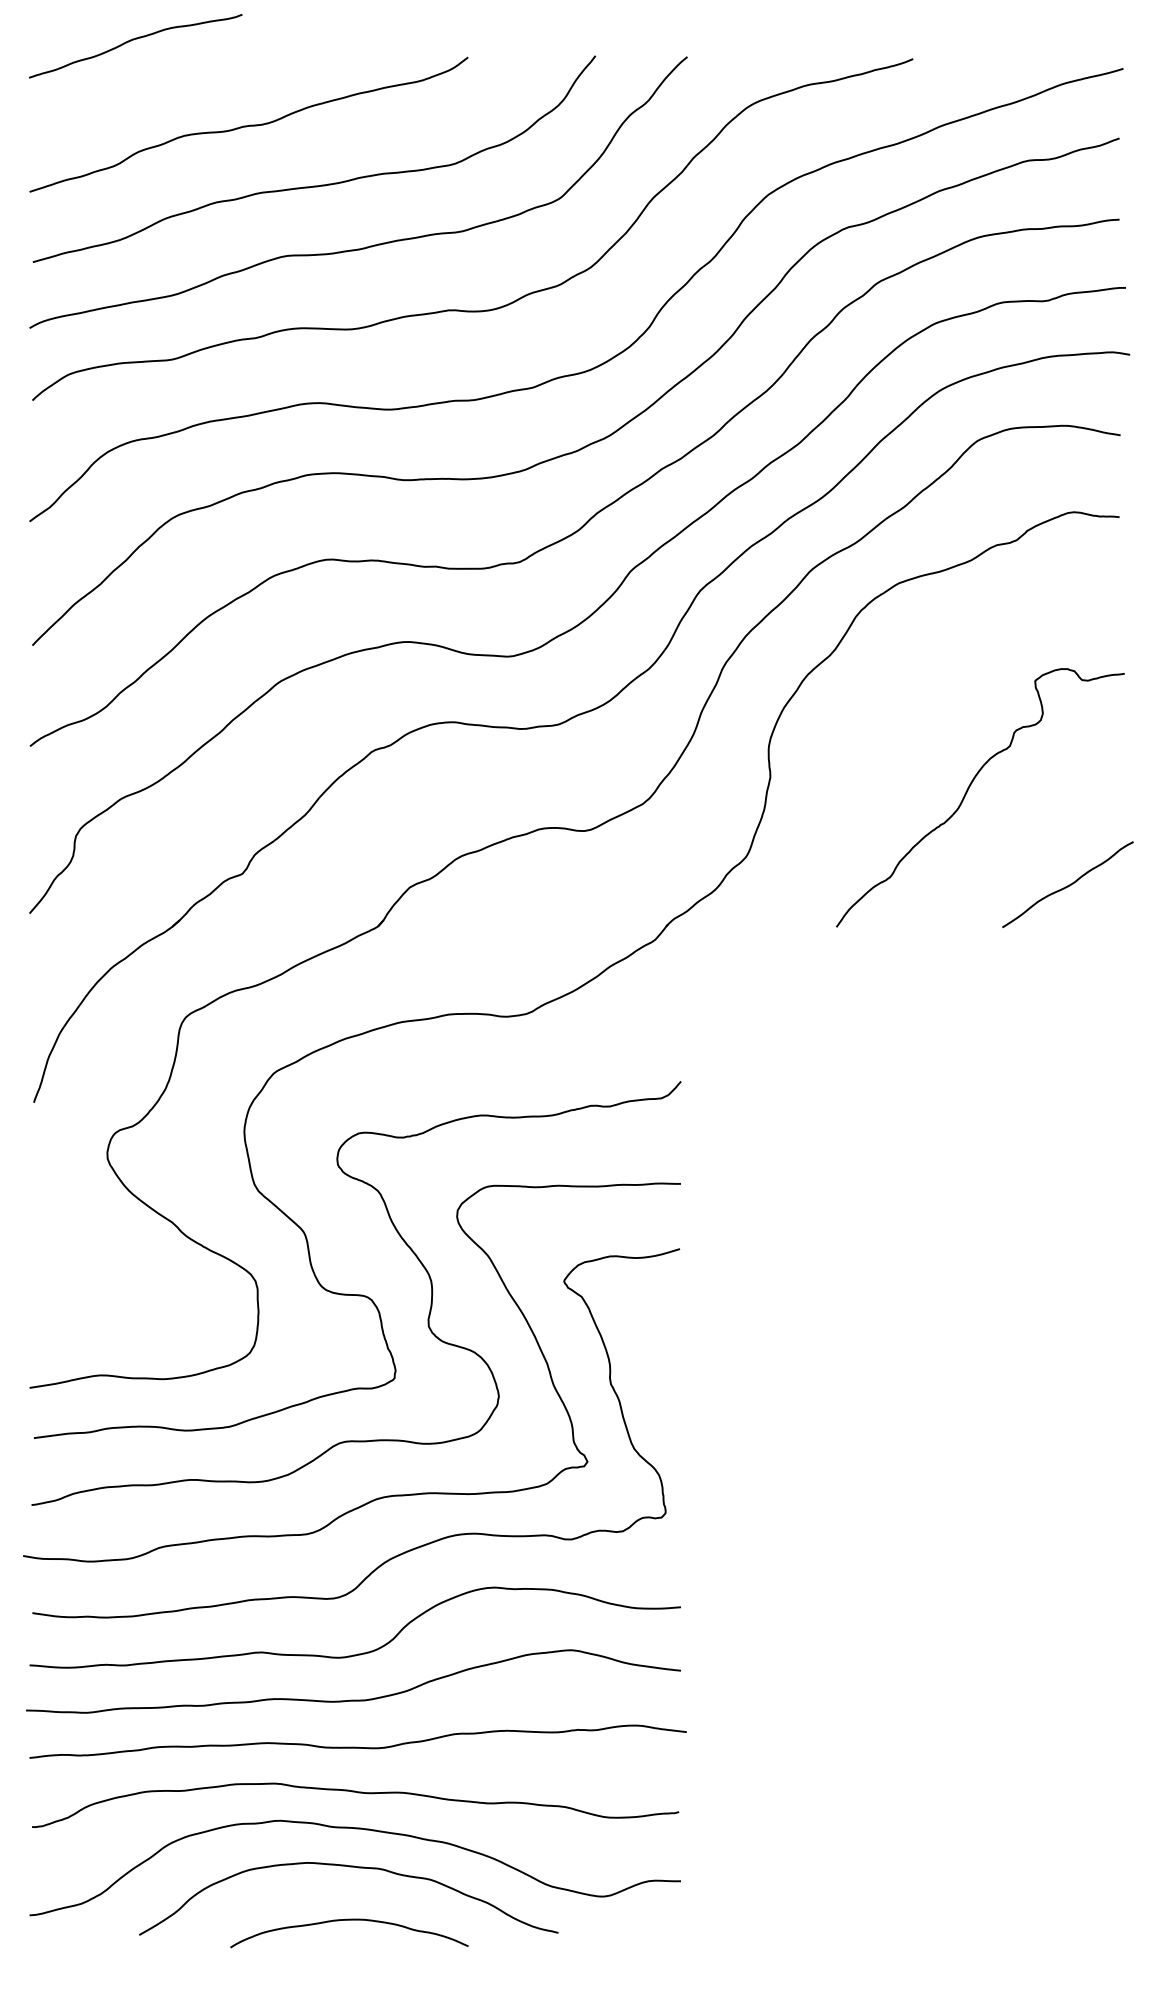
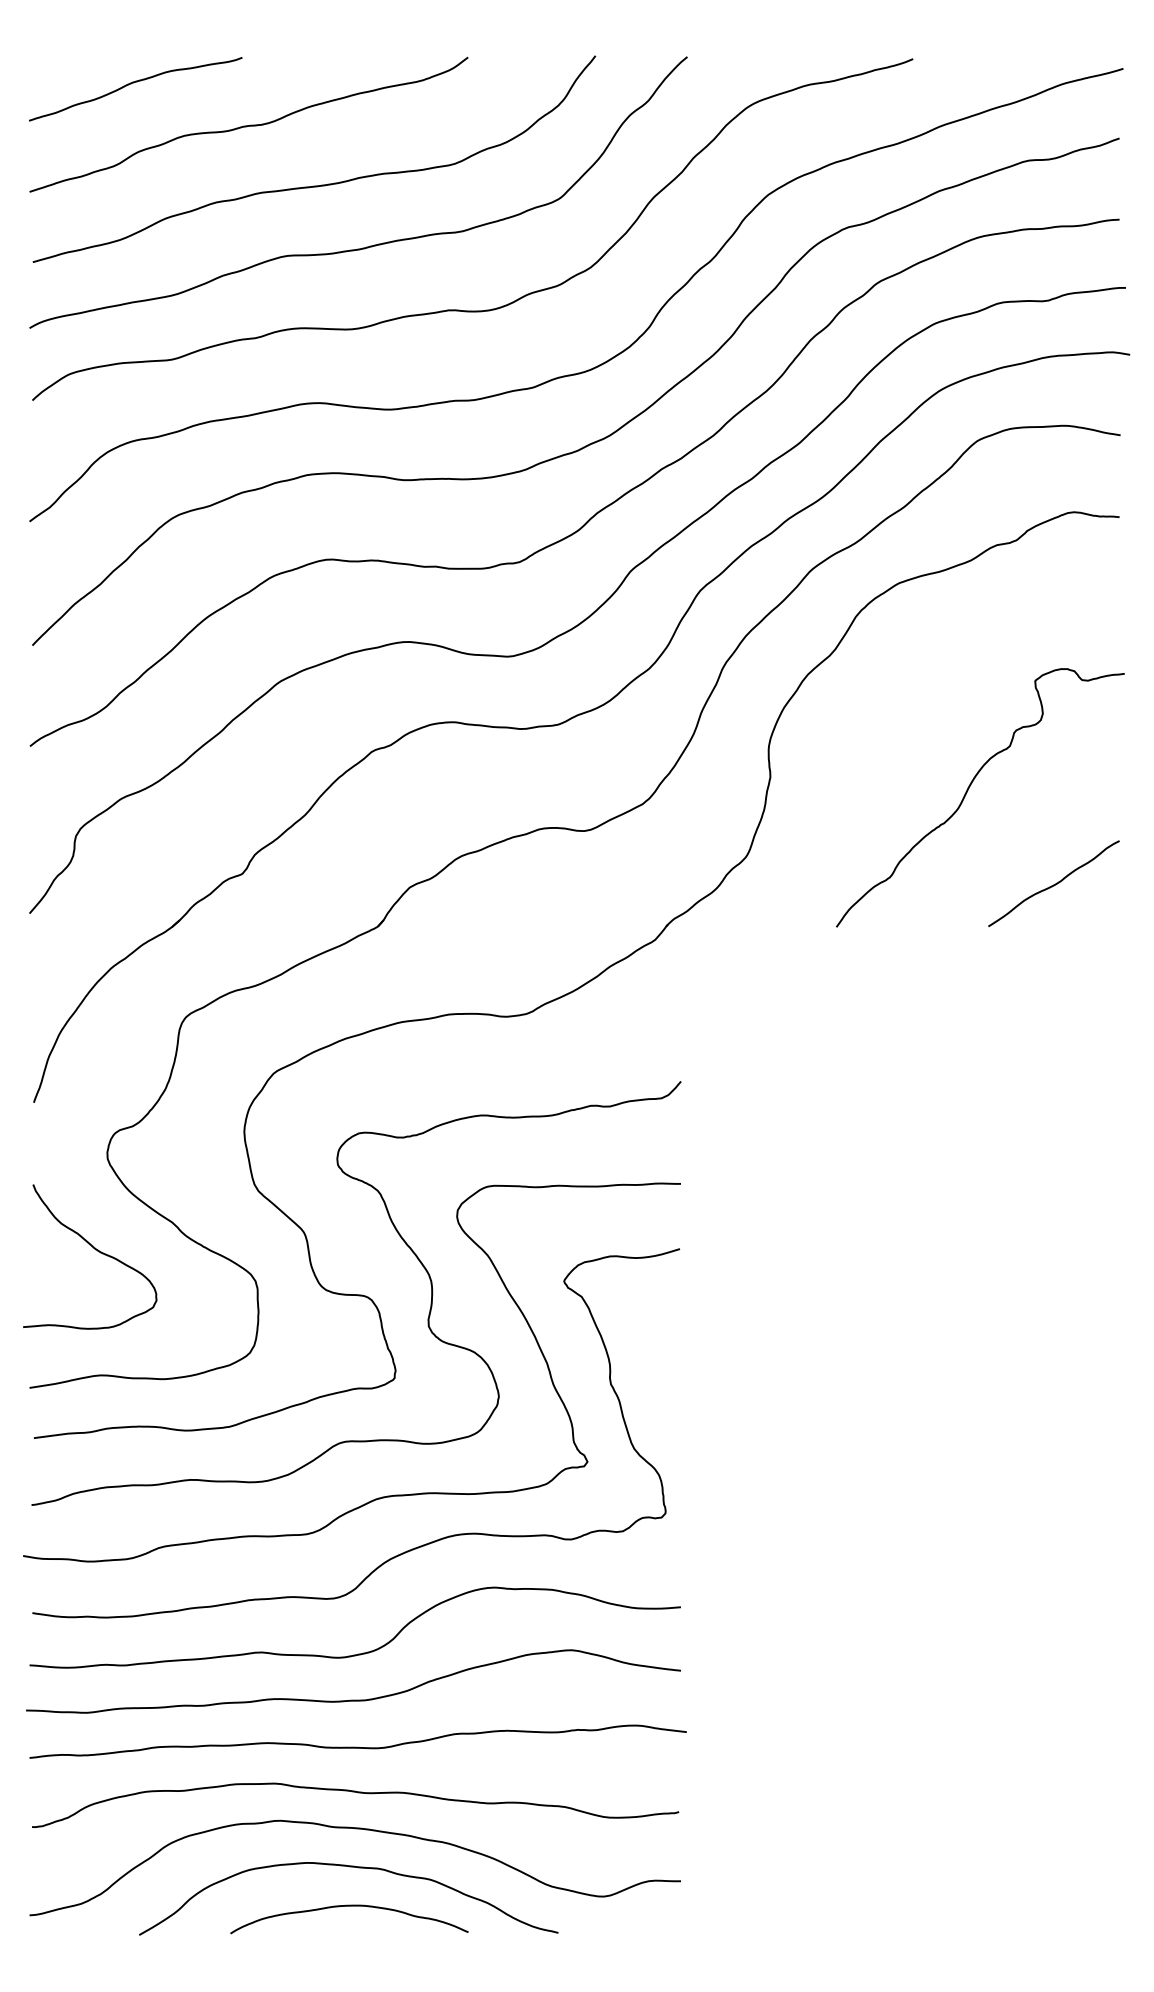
curve position: (134, 40) -> (134, 83) (134, 83)
curve position: (1067, 885) -> (1053, 884) (1053, 884)
curve: none -> present (95, 1250)
curve position: (349, 1920) -> (349, 1906) (349, 1906)
